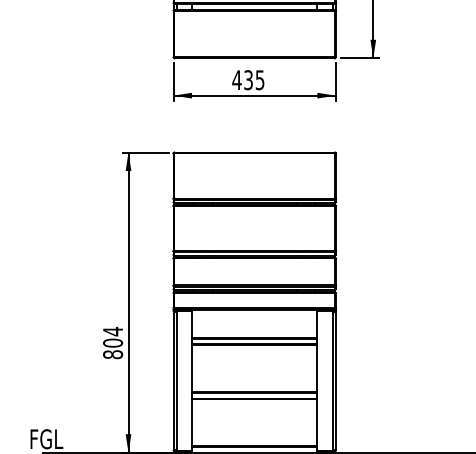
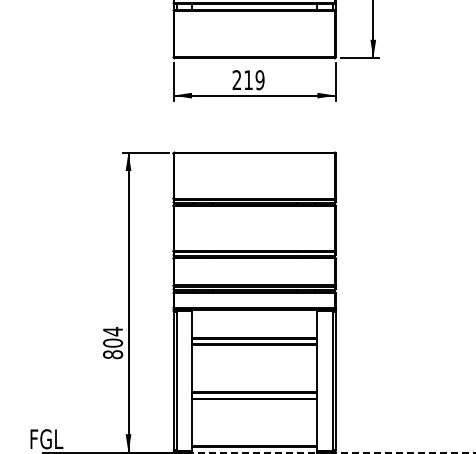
text: 435 -> 219 (248, 80)
line: solid -> dashed (326, 452)
